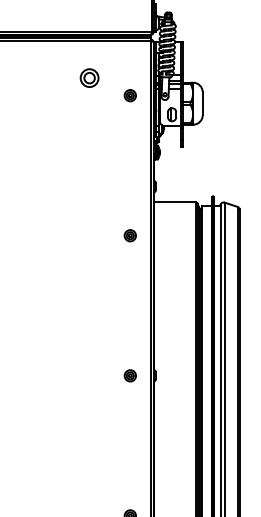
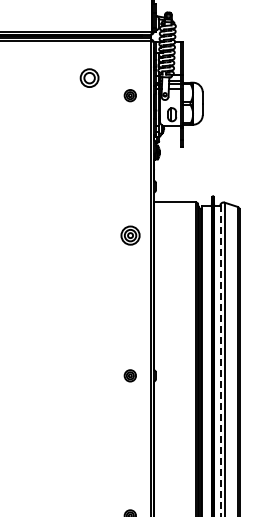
part size: 14x14 px -> 21x21 px (130, 235)
line: solid -> dashed (220, 361)
